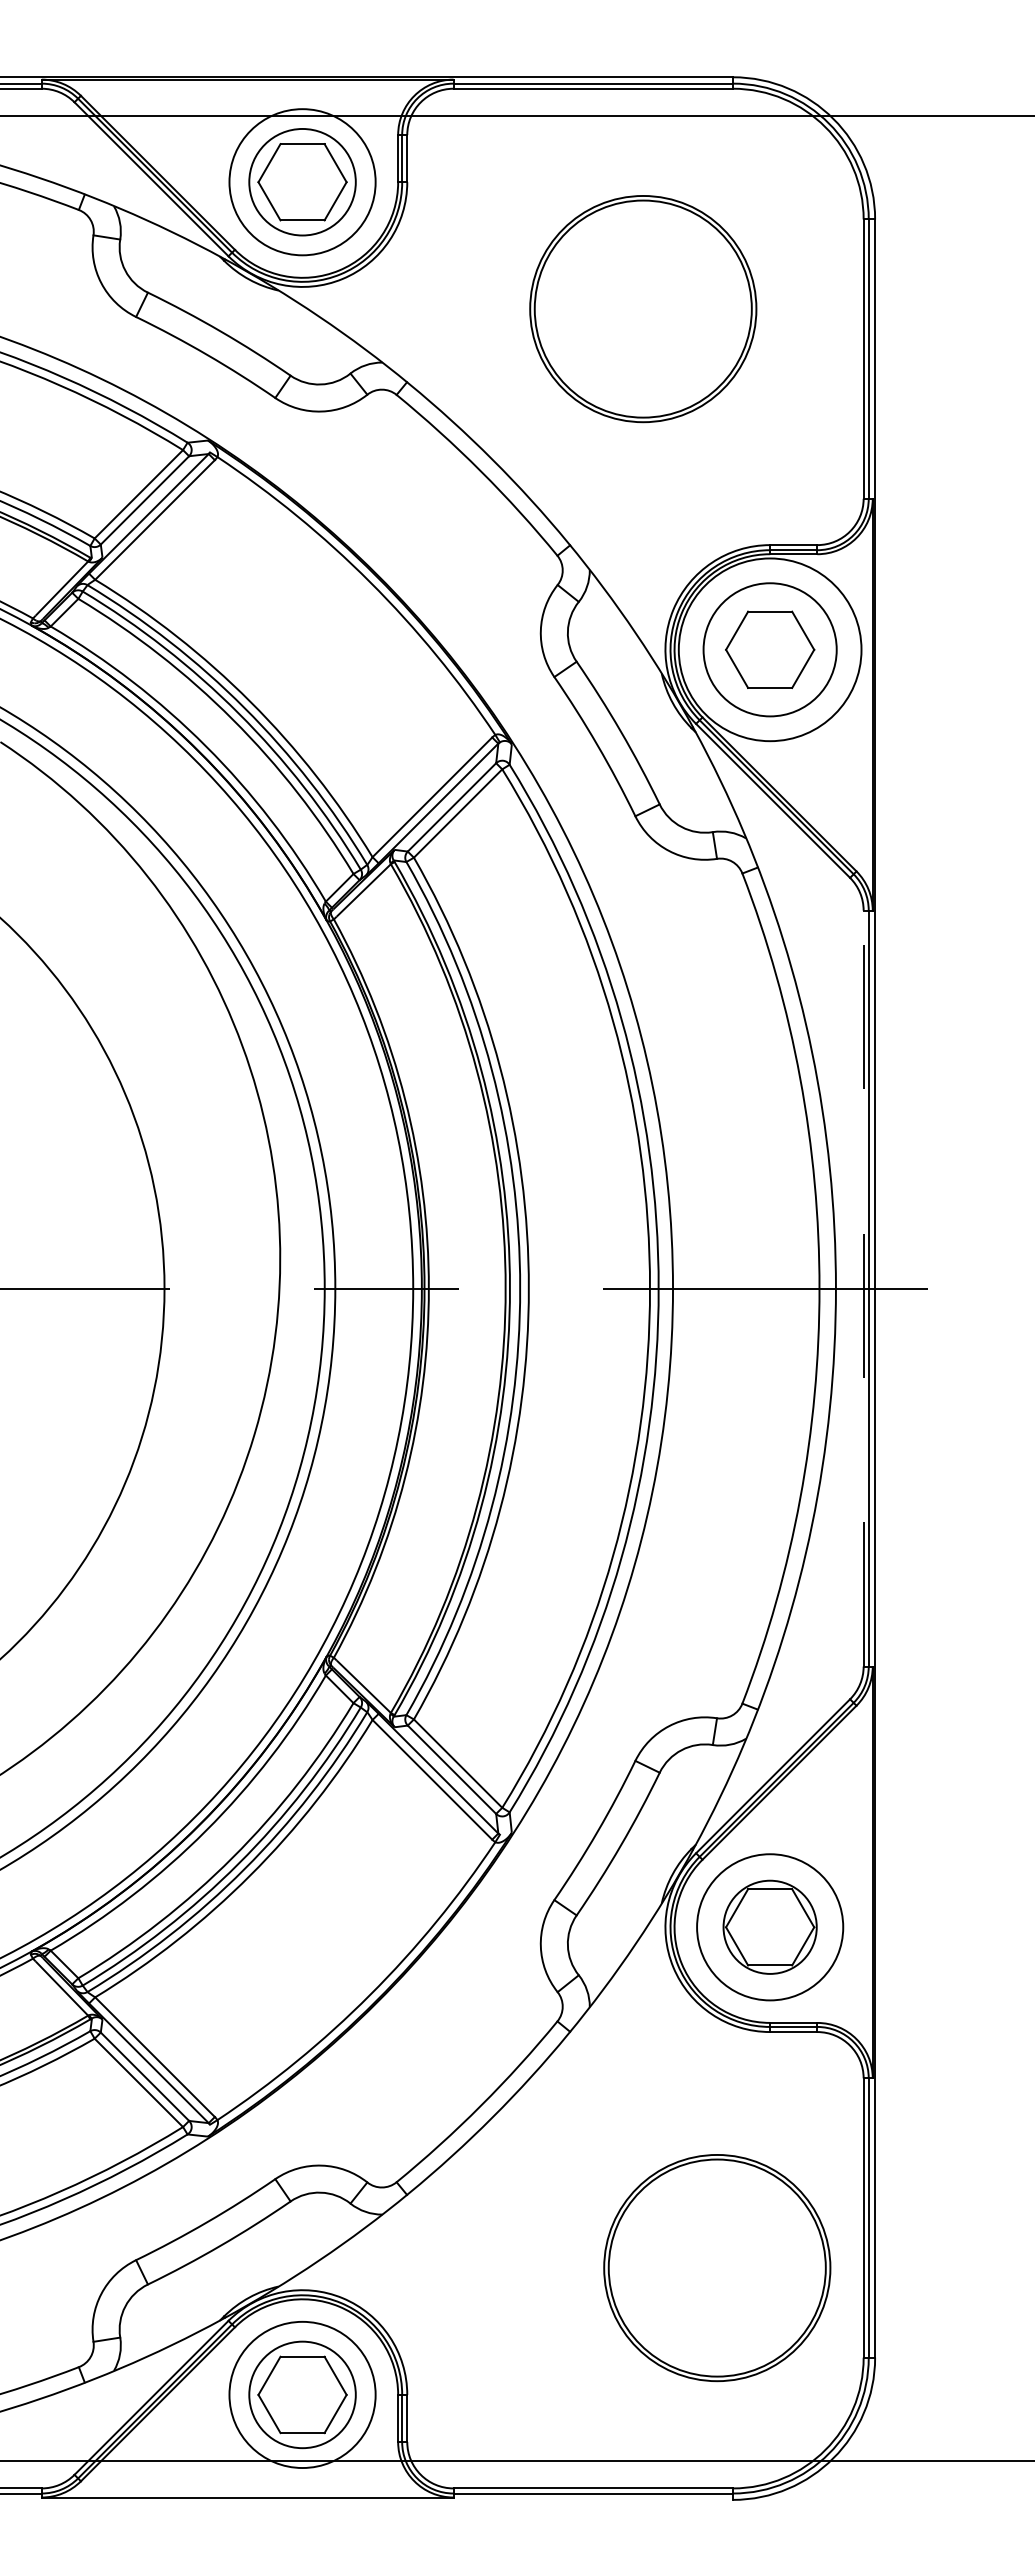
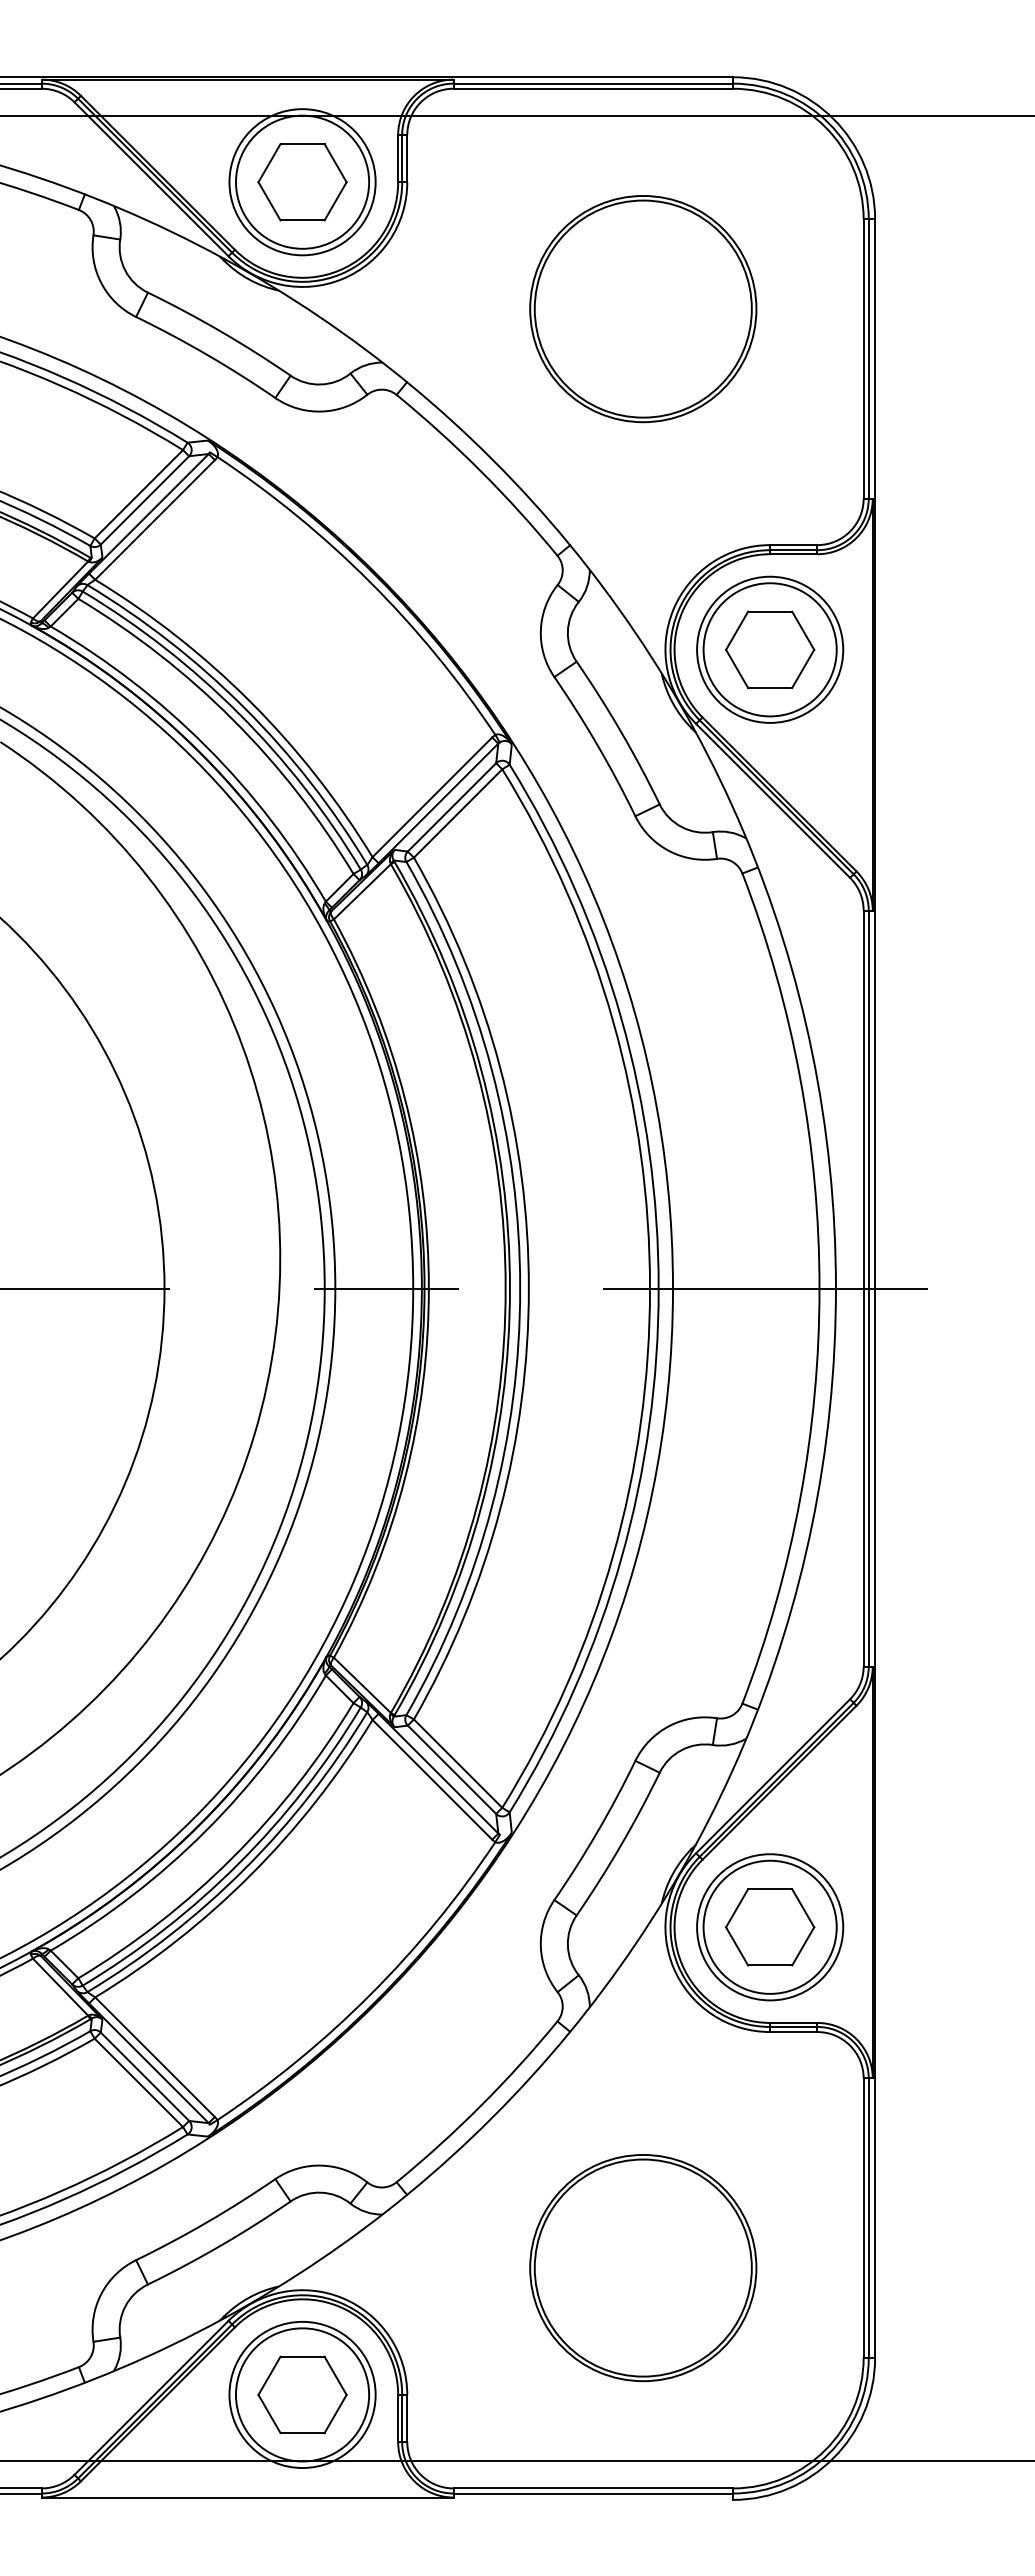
circle diameter: 107 px -> 133 px (302, 181)
circle diameter: 183 px -> 146 px (770, 649)
line: dashed -> solid (863, 1288)
circle diameter: 93 px -> 133 px (769, 1926)
part position: (717, 2268) -> (643, 2268) (643, 2268)
circle diameter: 107 px -> 133 px (302, 2394)
